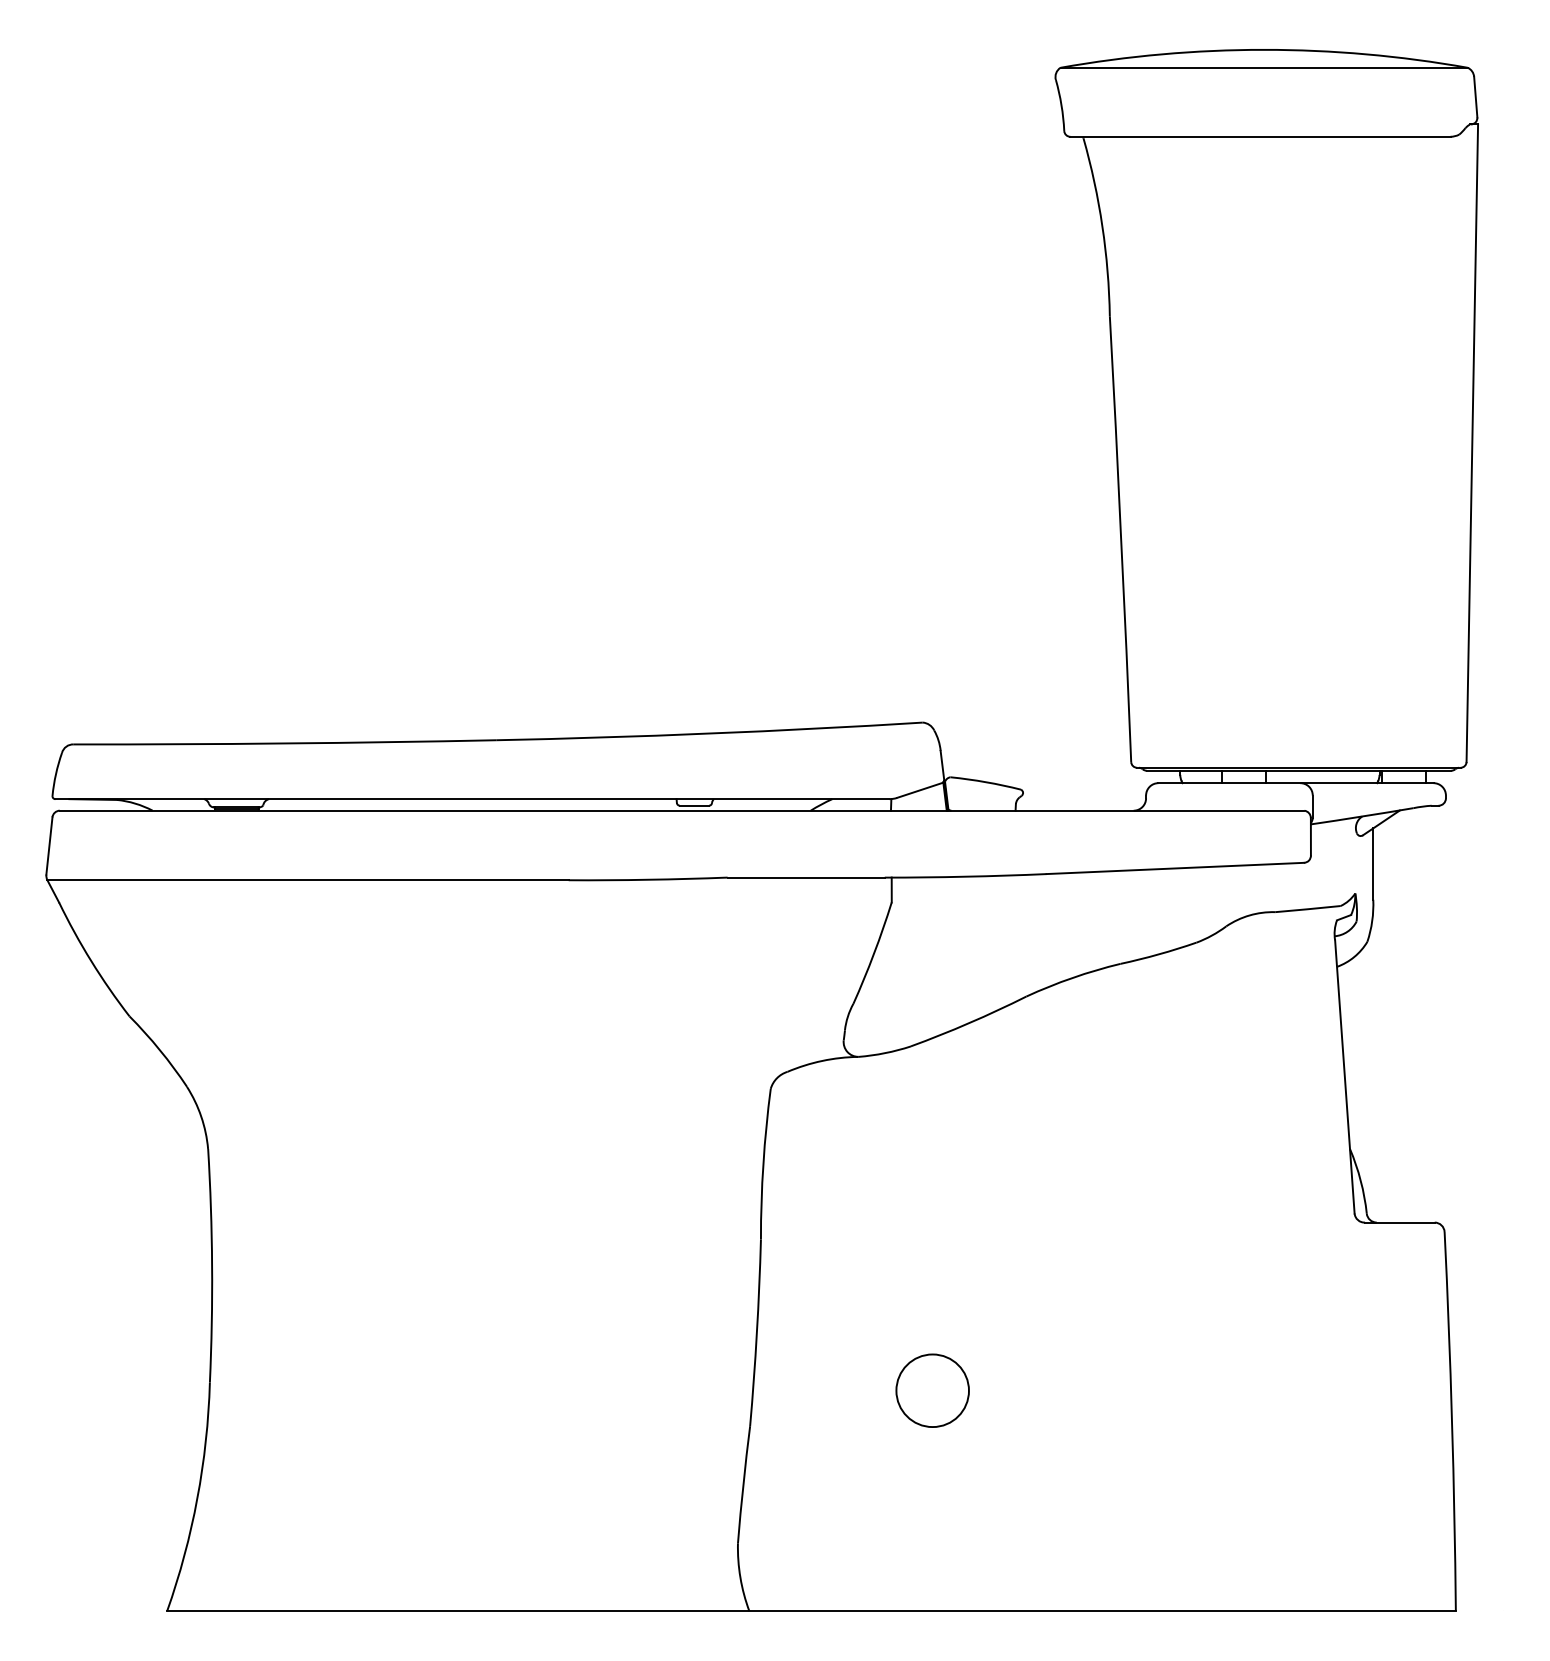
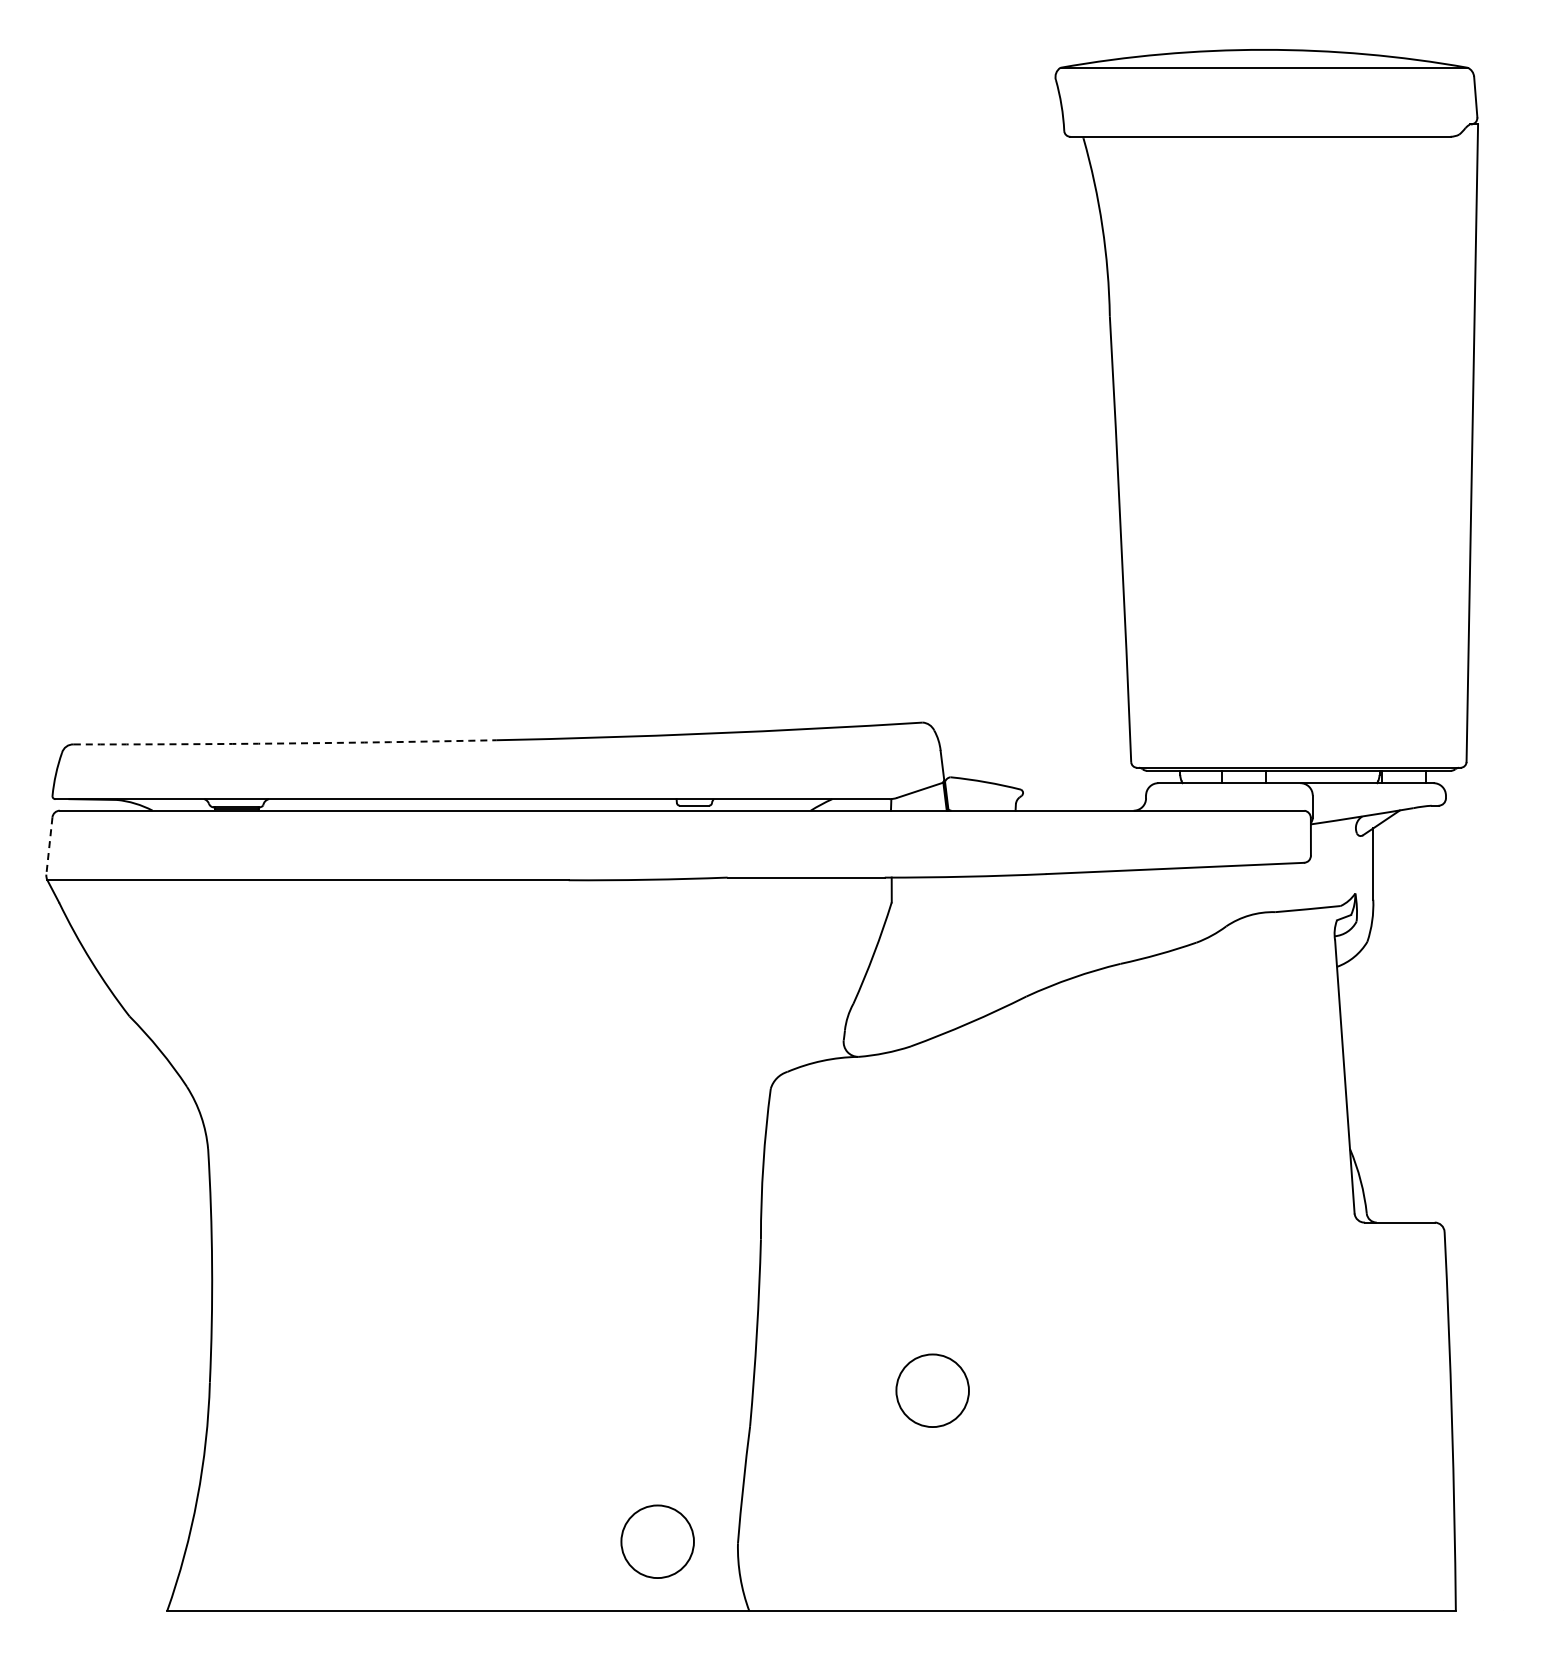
arc: solid -> dashed (285, 743)
line: solid -> dashed (49, 845)
circle: none -> present (657, 1541)
